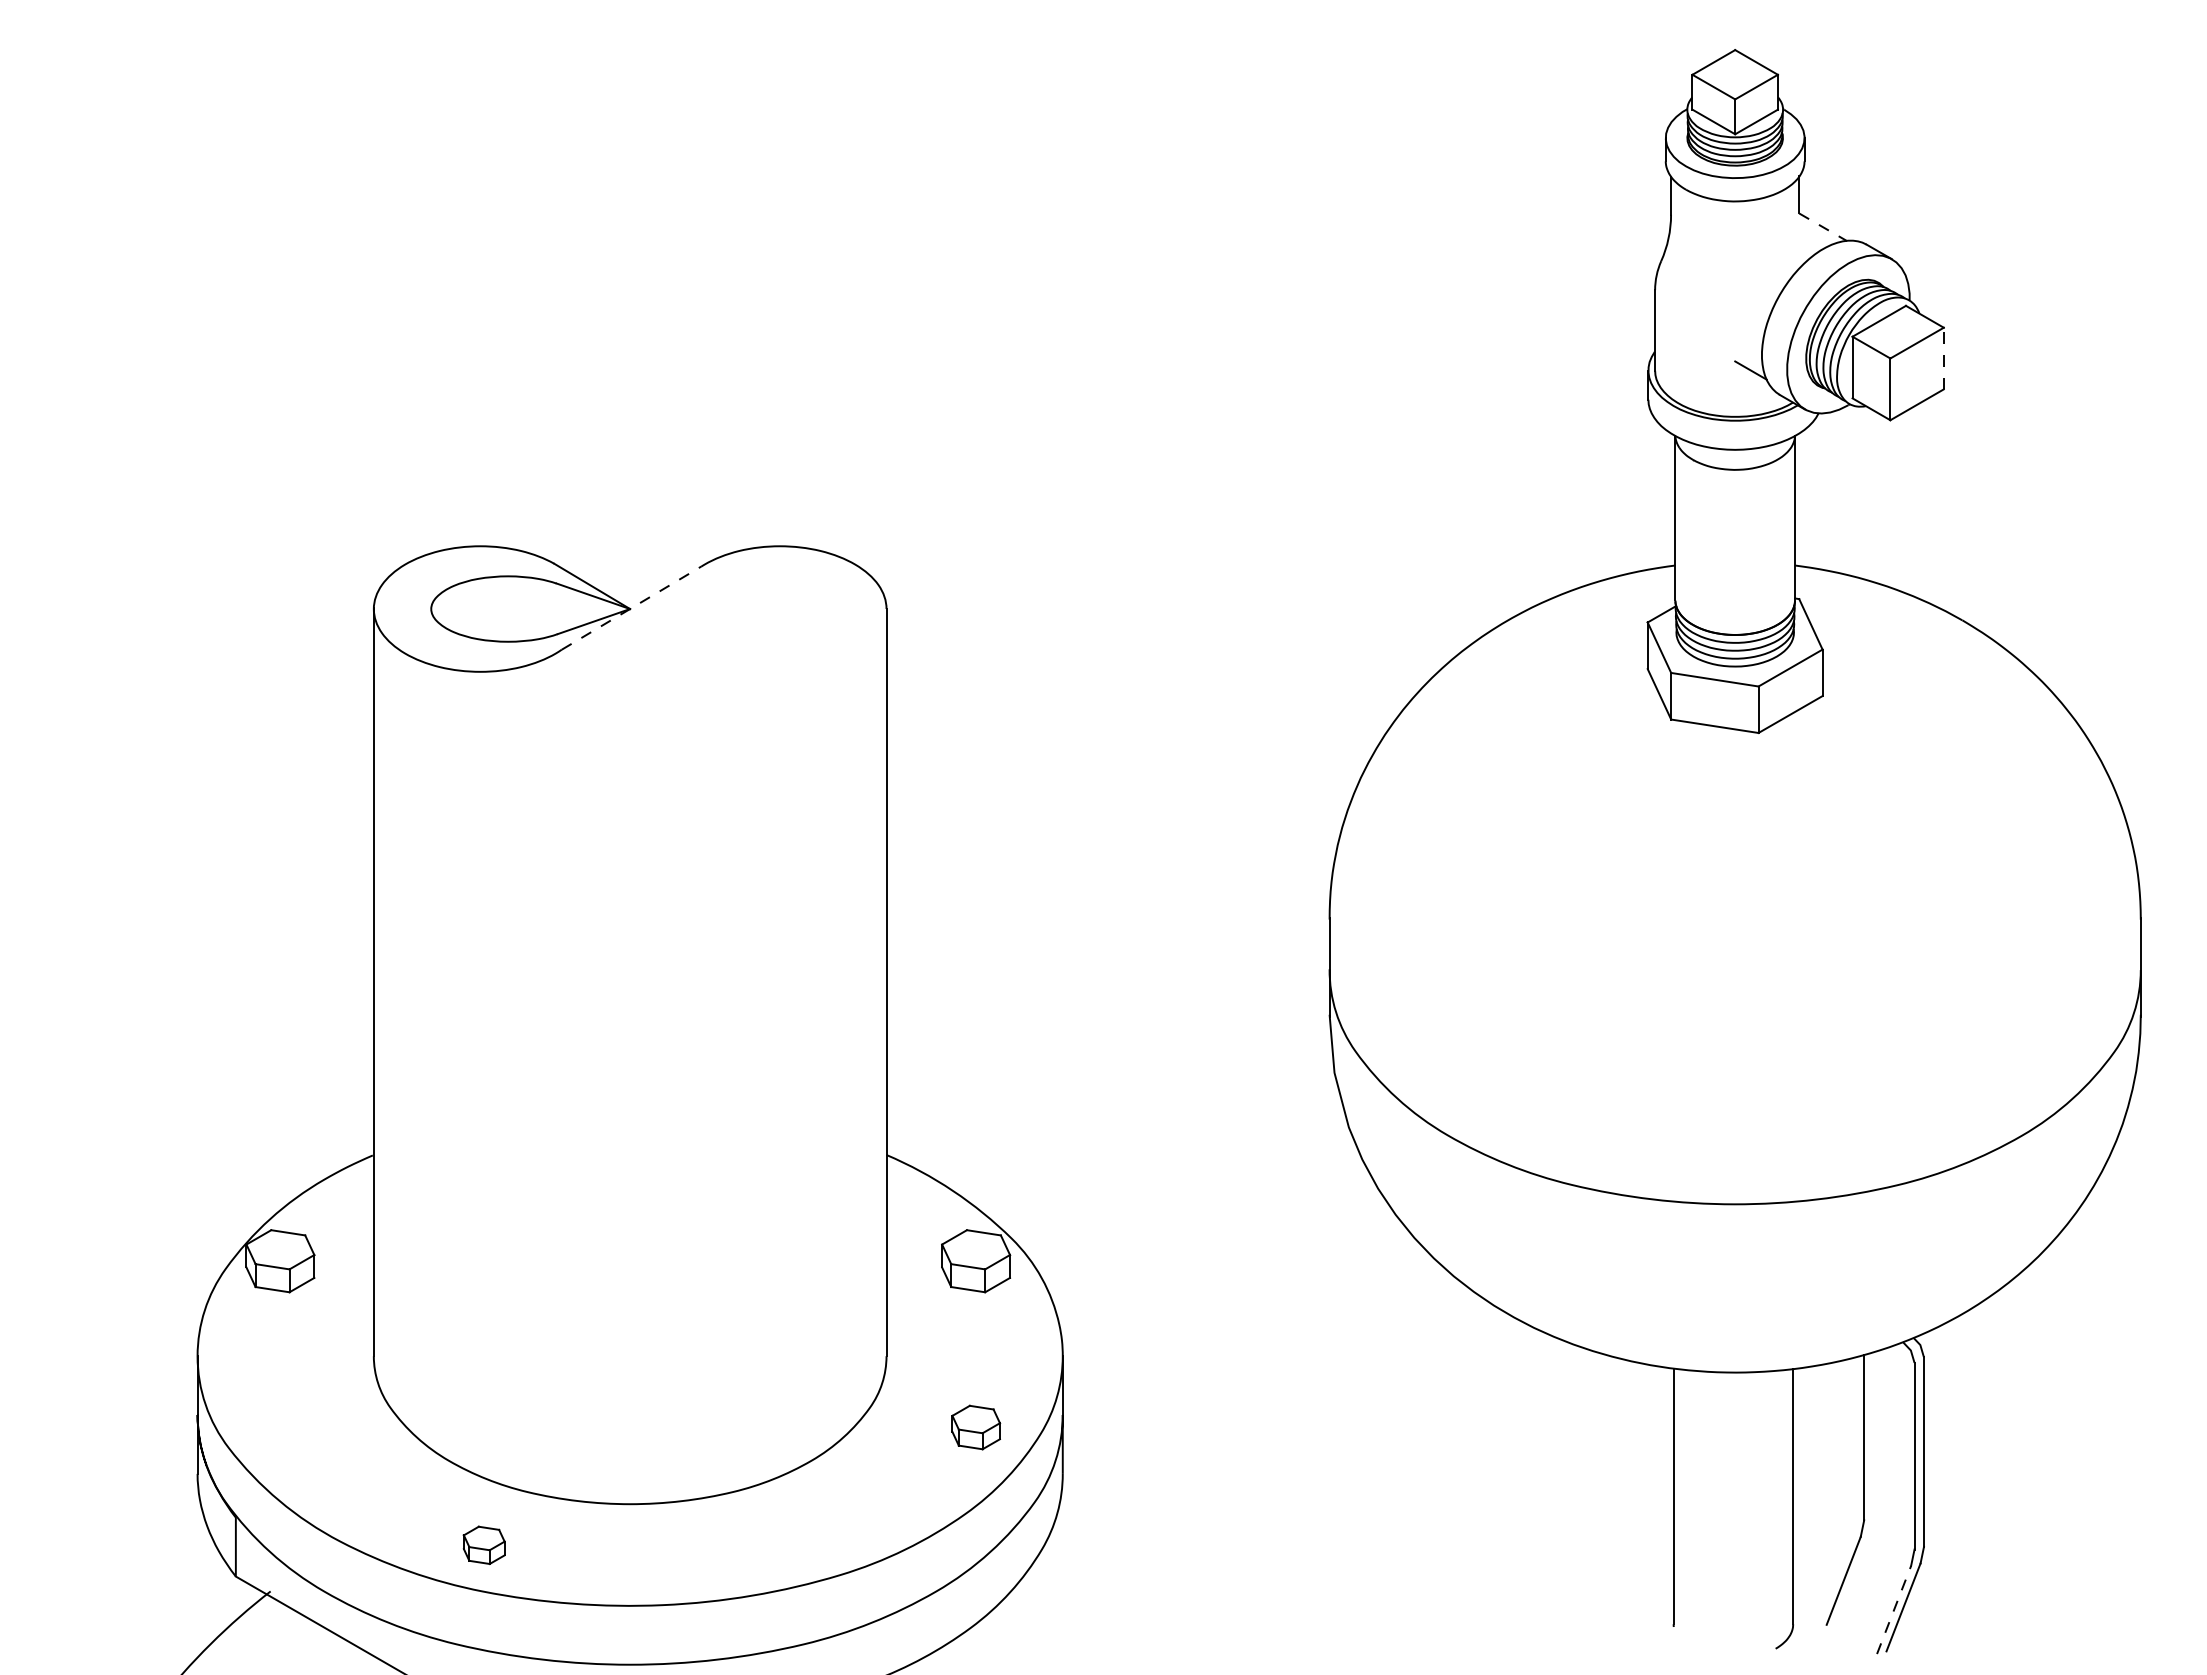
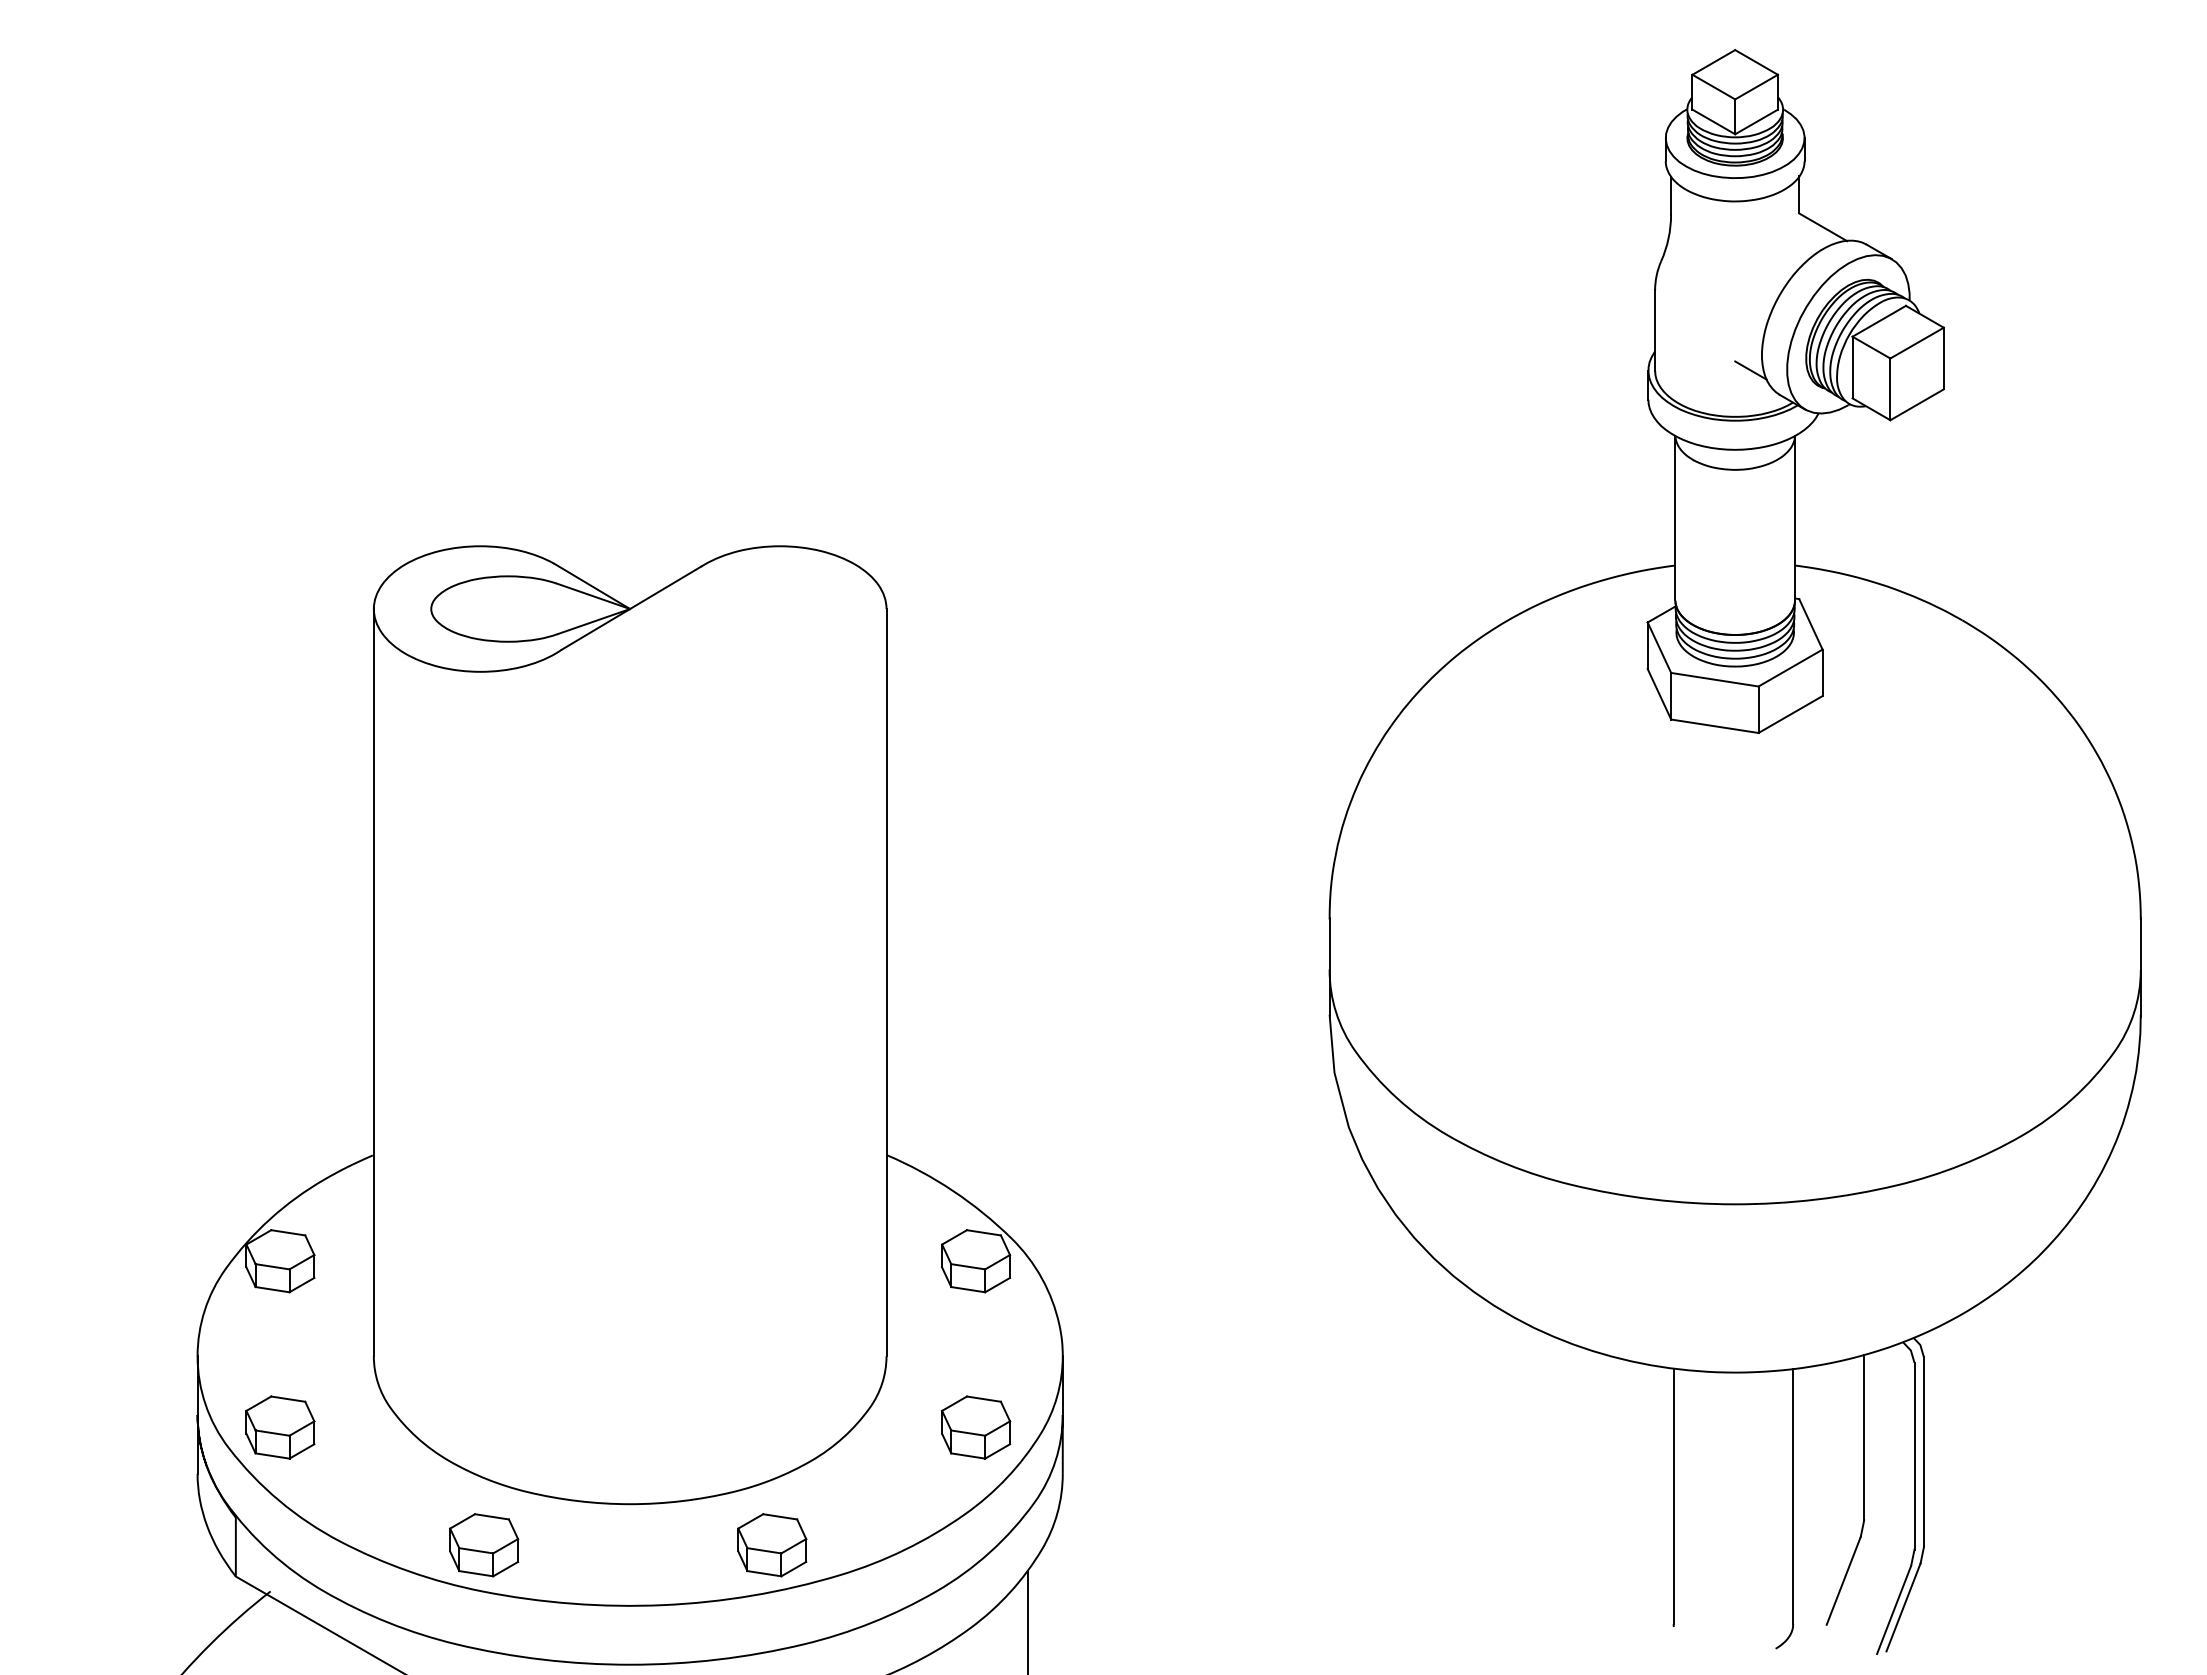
line: dashed -> solid (1823, 227)
line: dashed -> solid (1943, 358)
line: dashed -> solid (631, 607)
part: none -> present (280, 1427)
part size: 51x47 px -> 71x65 px (976, 1427)
part size: 44x40 px -> 71x65 px (484, 1545)
part: none -> present (772, 1545)
line: dashed -> solid (1894, 1609)
line: none -> present (1027, 1620)
